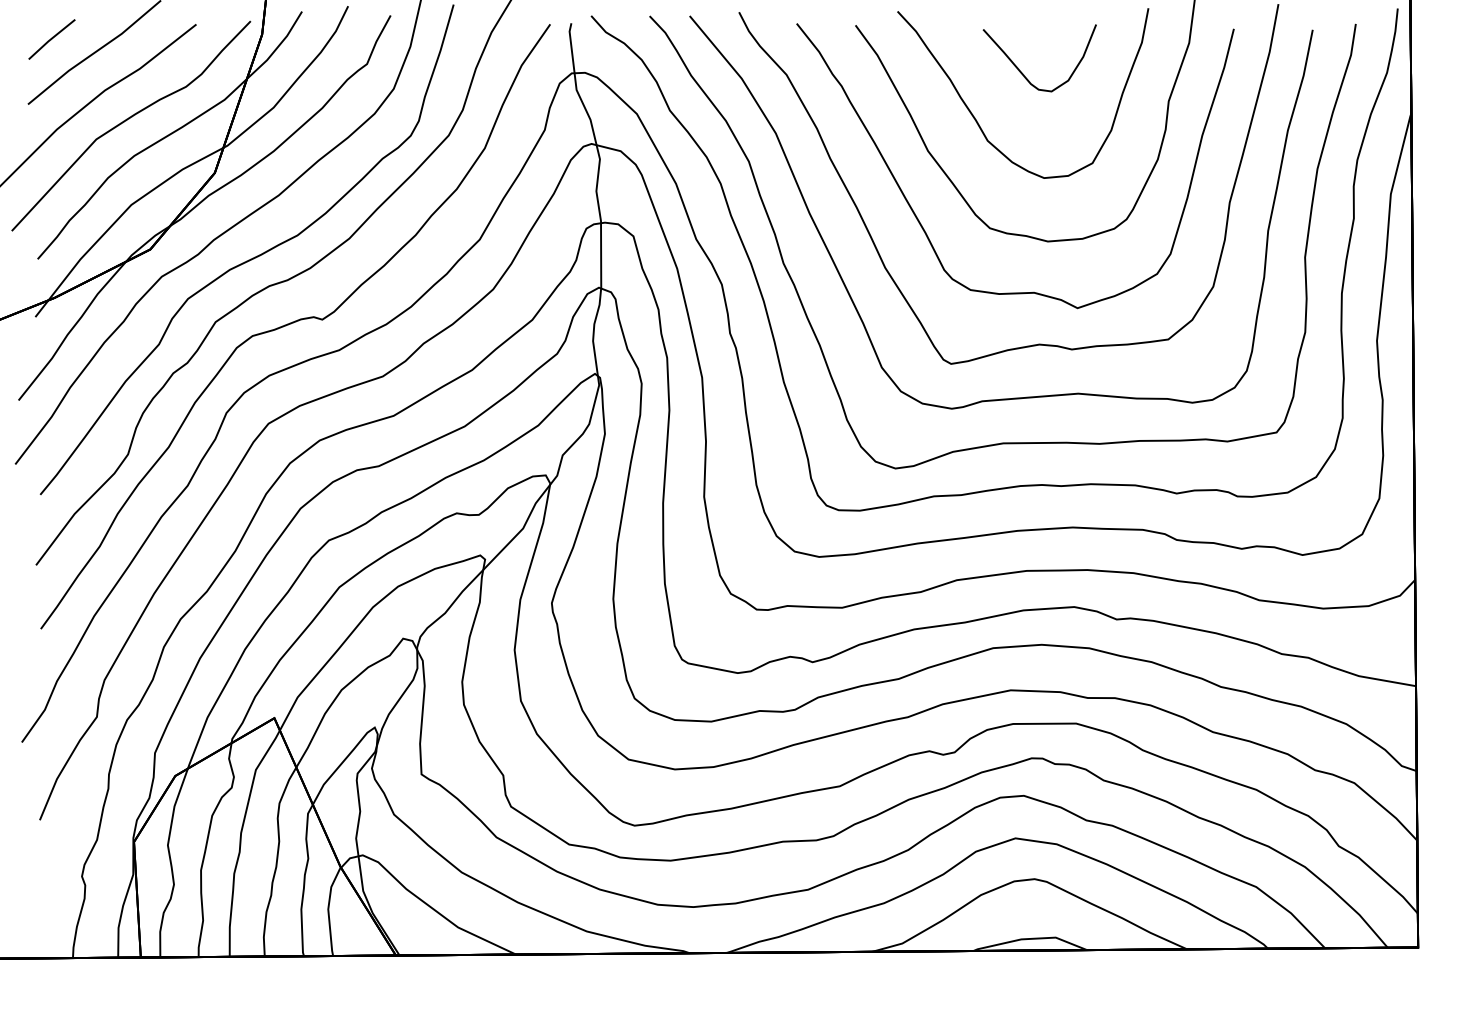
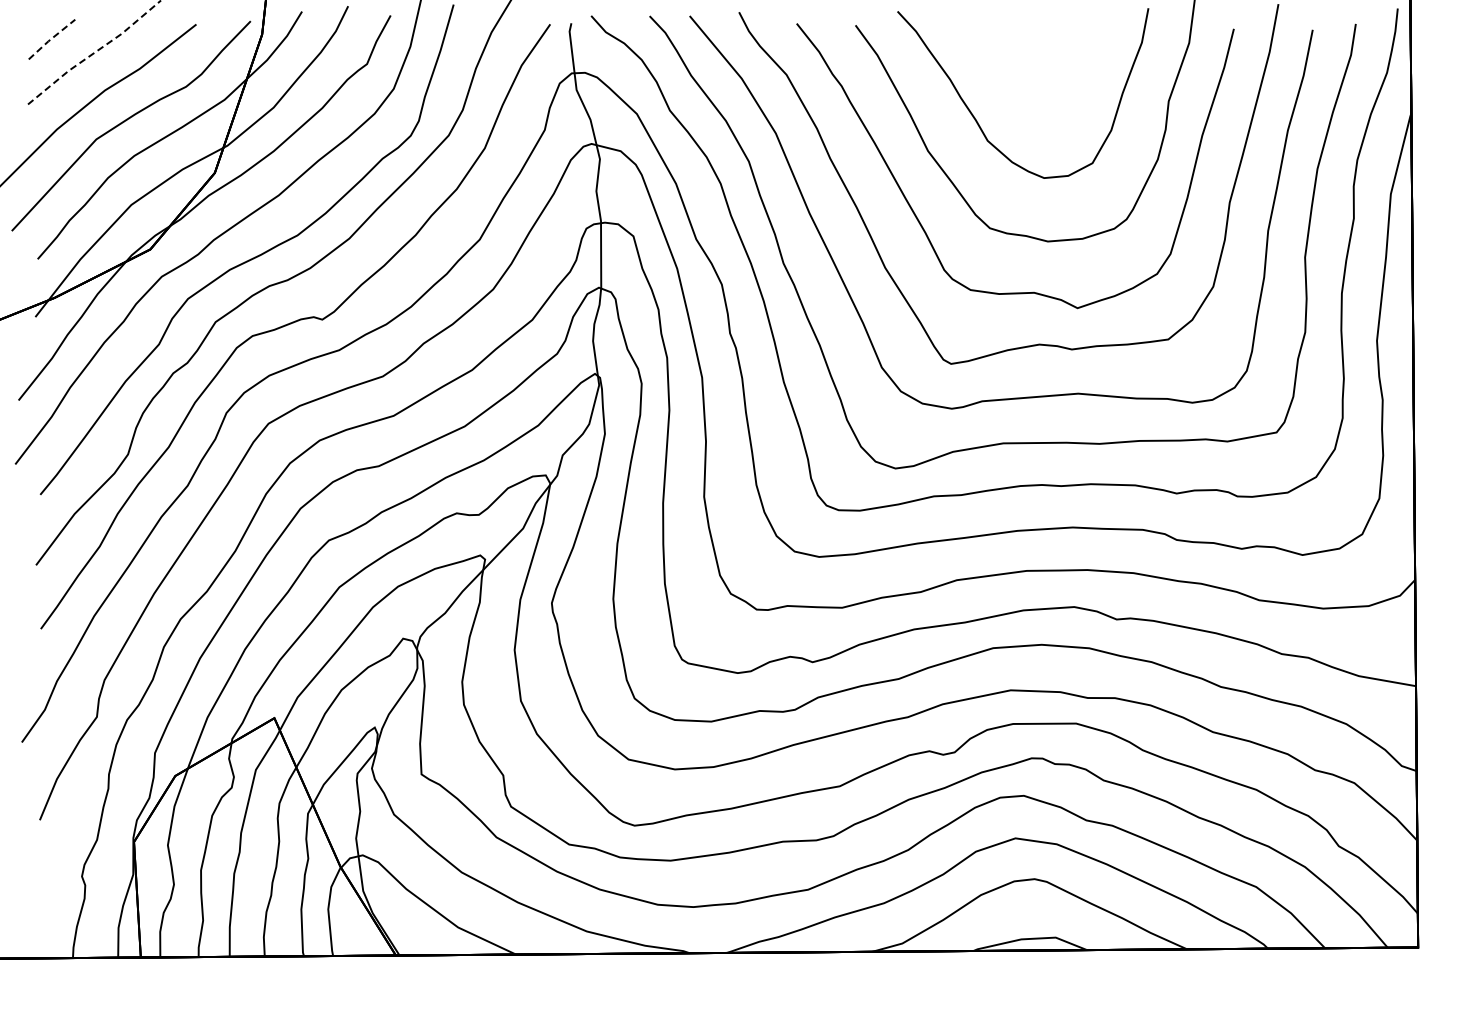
line: solid -> dashed (51, 38)
line: solid -> dashed (94, 52)
curve: present -> none (1023, 73)
